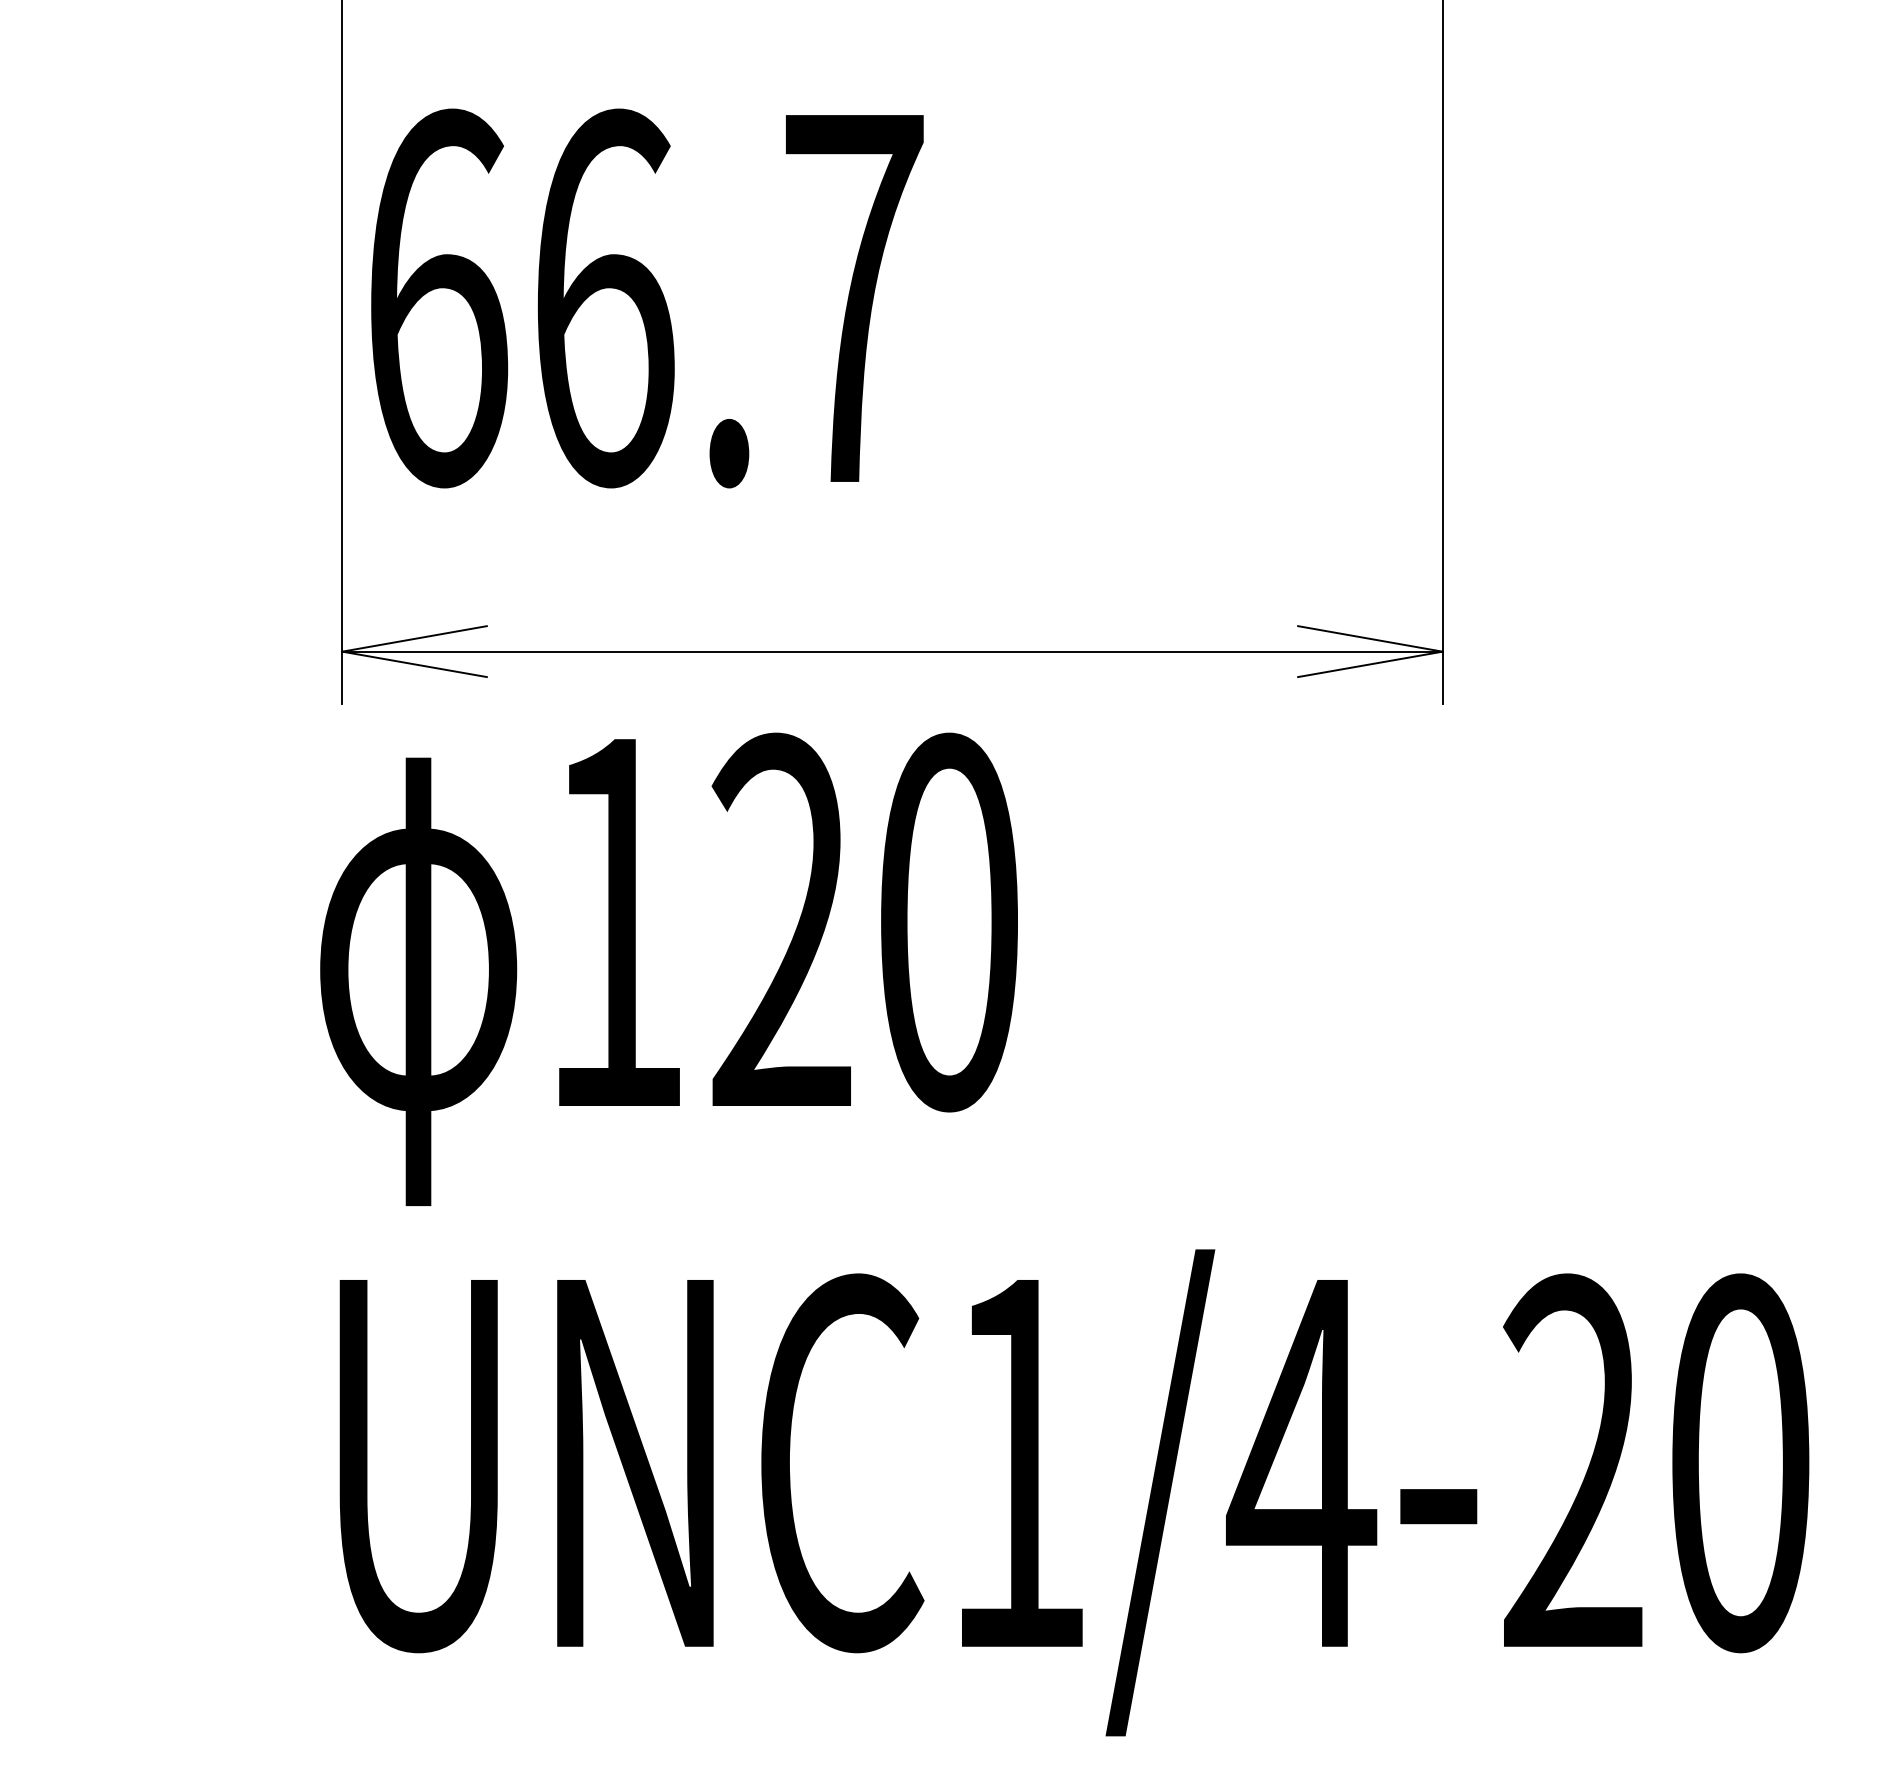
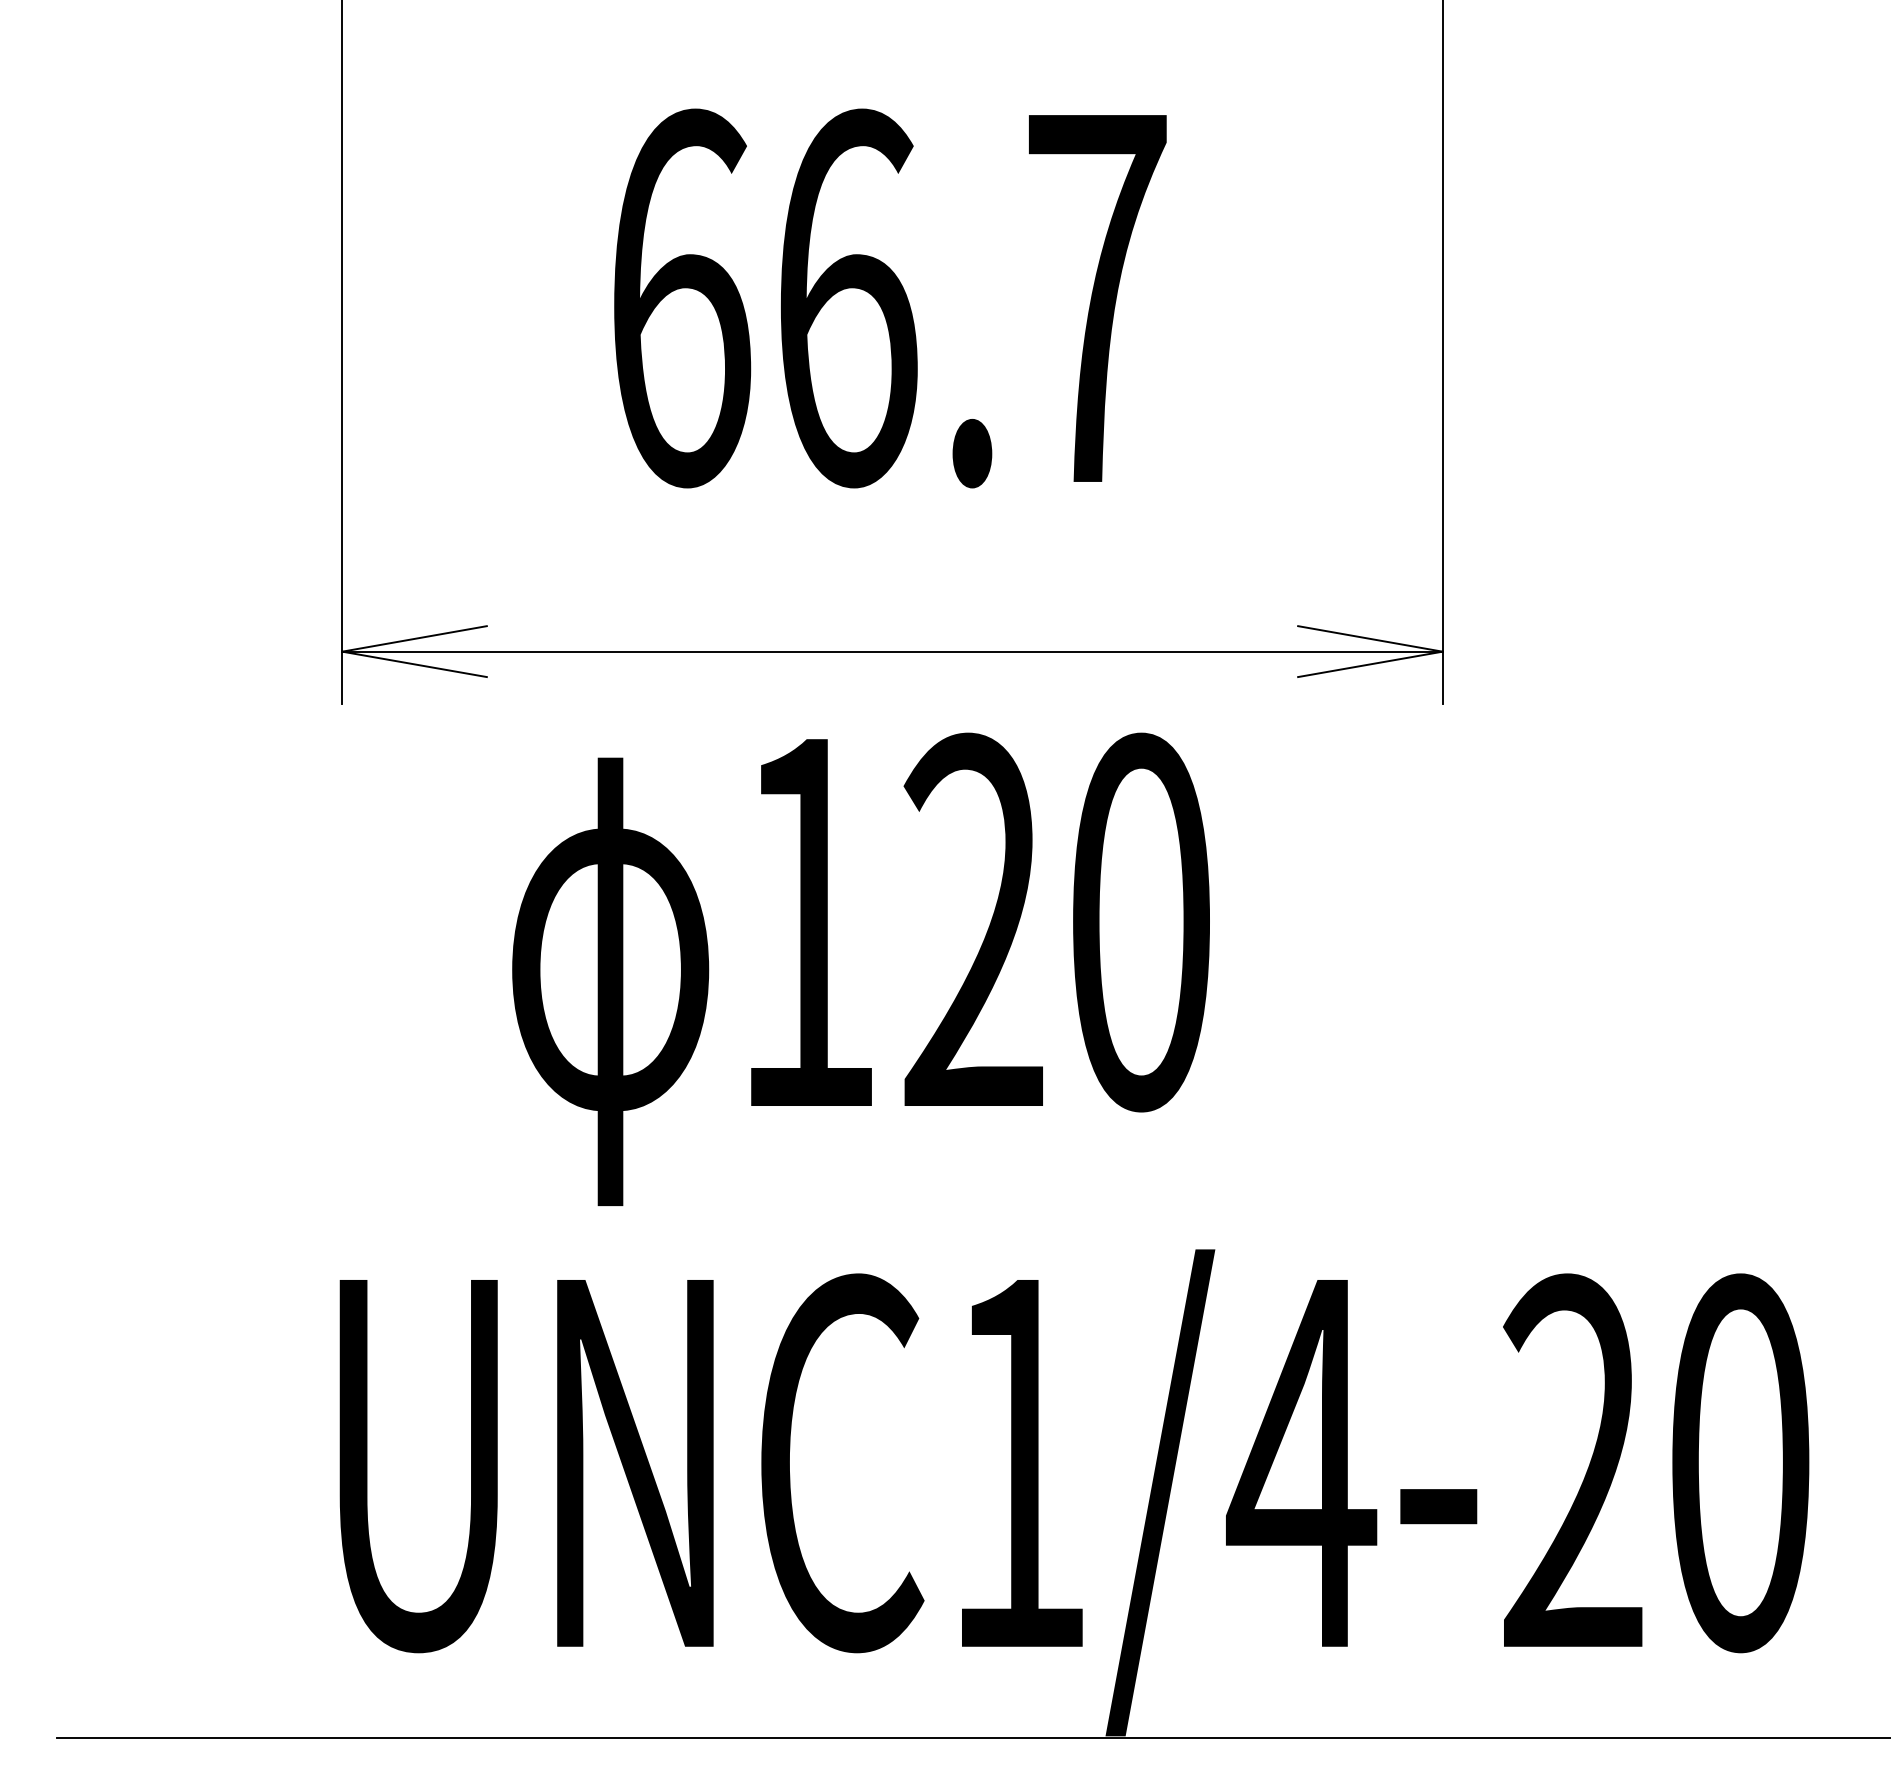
text position: (647, 298) -> (890, 298) (890, 298)
text position: (668, 968) -> (860, 968) (860, 968)
line: none -> present (971, 1738)
